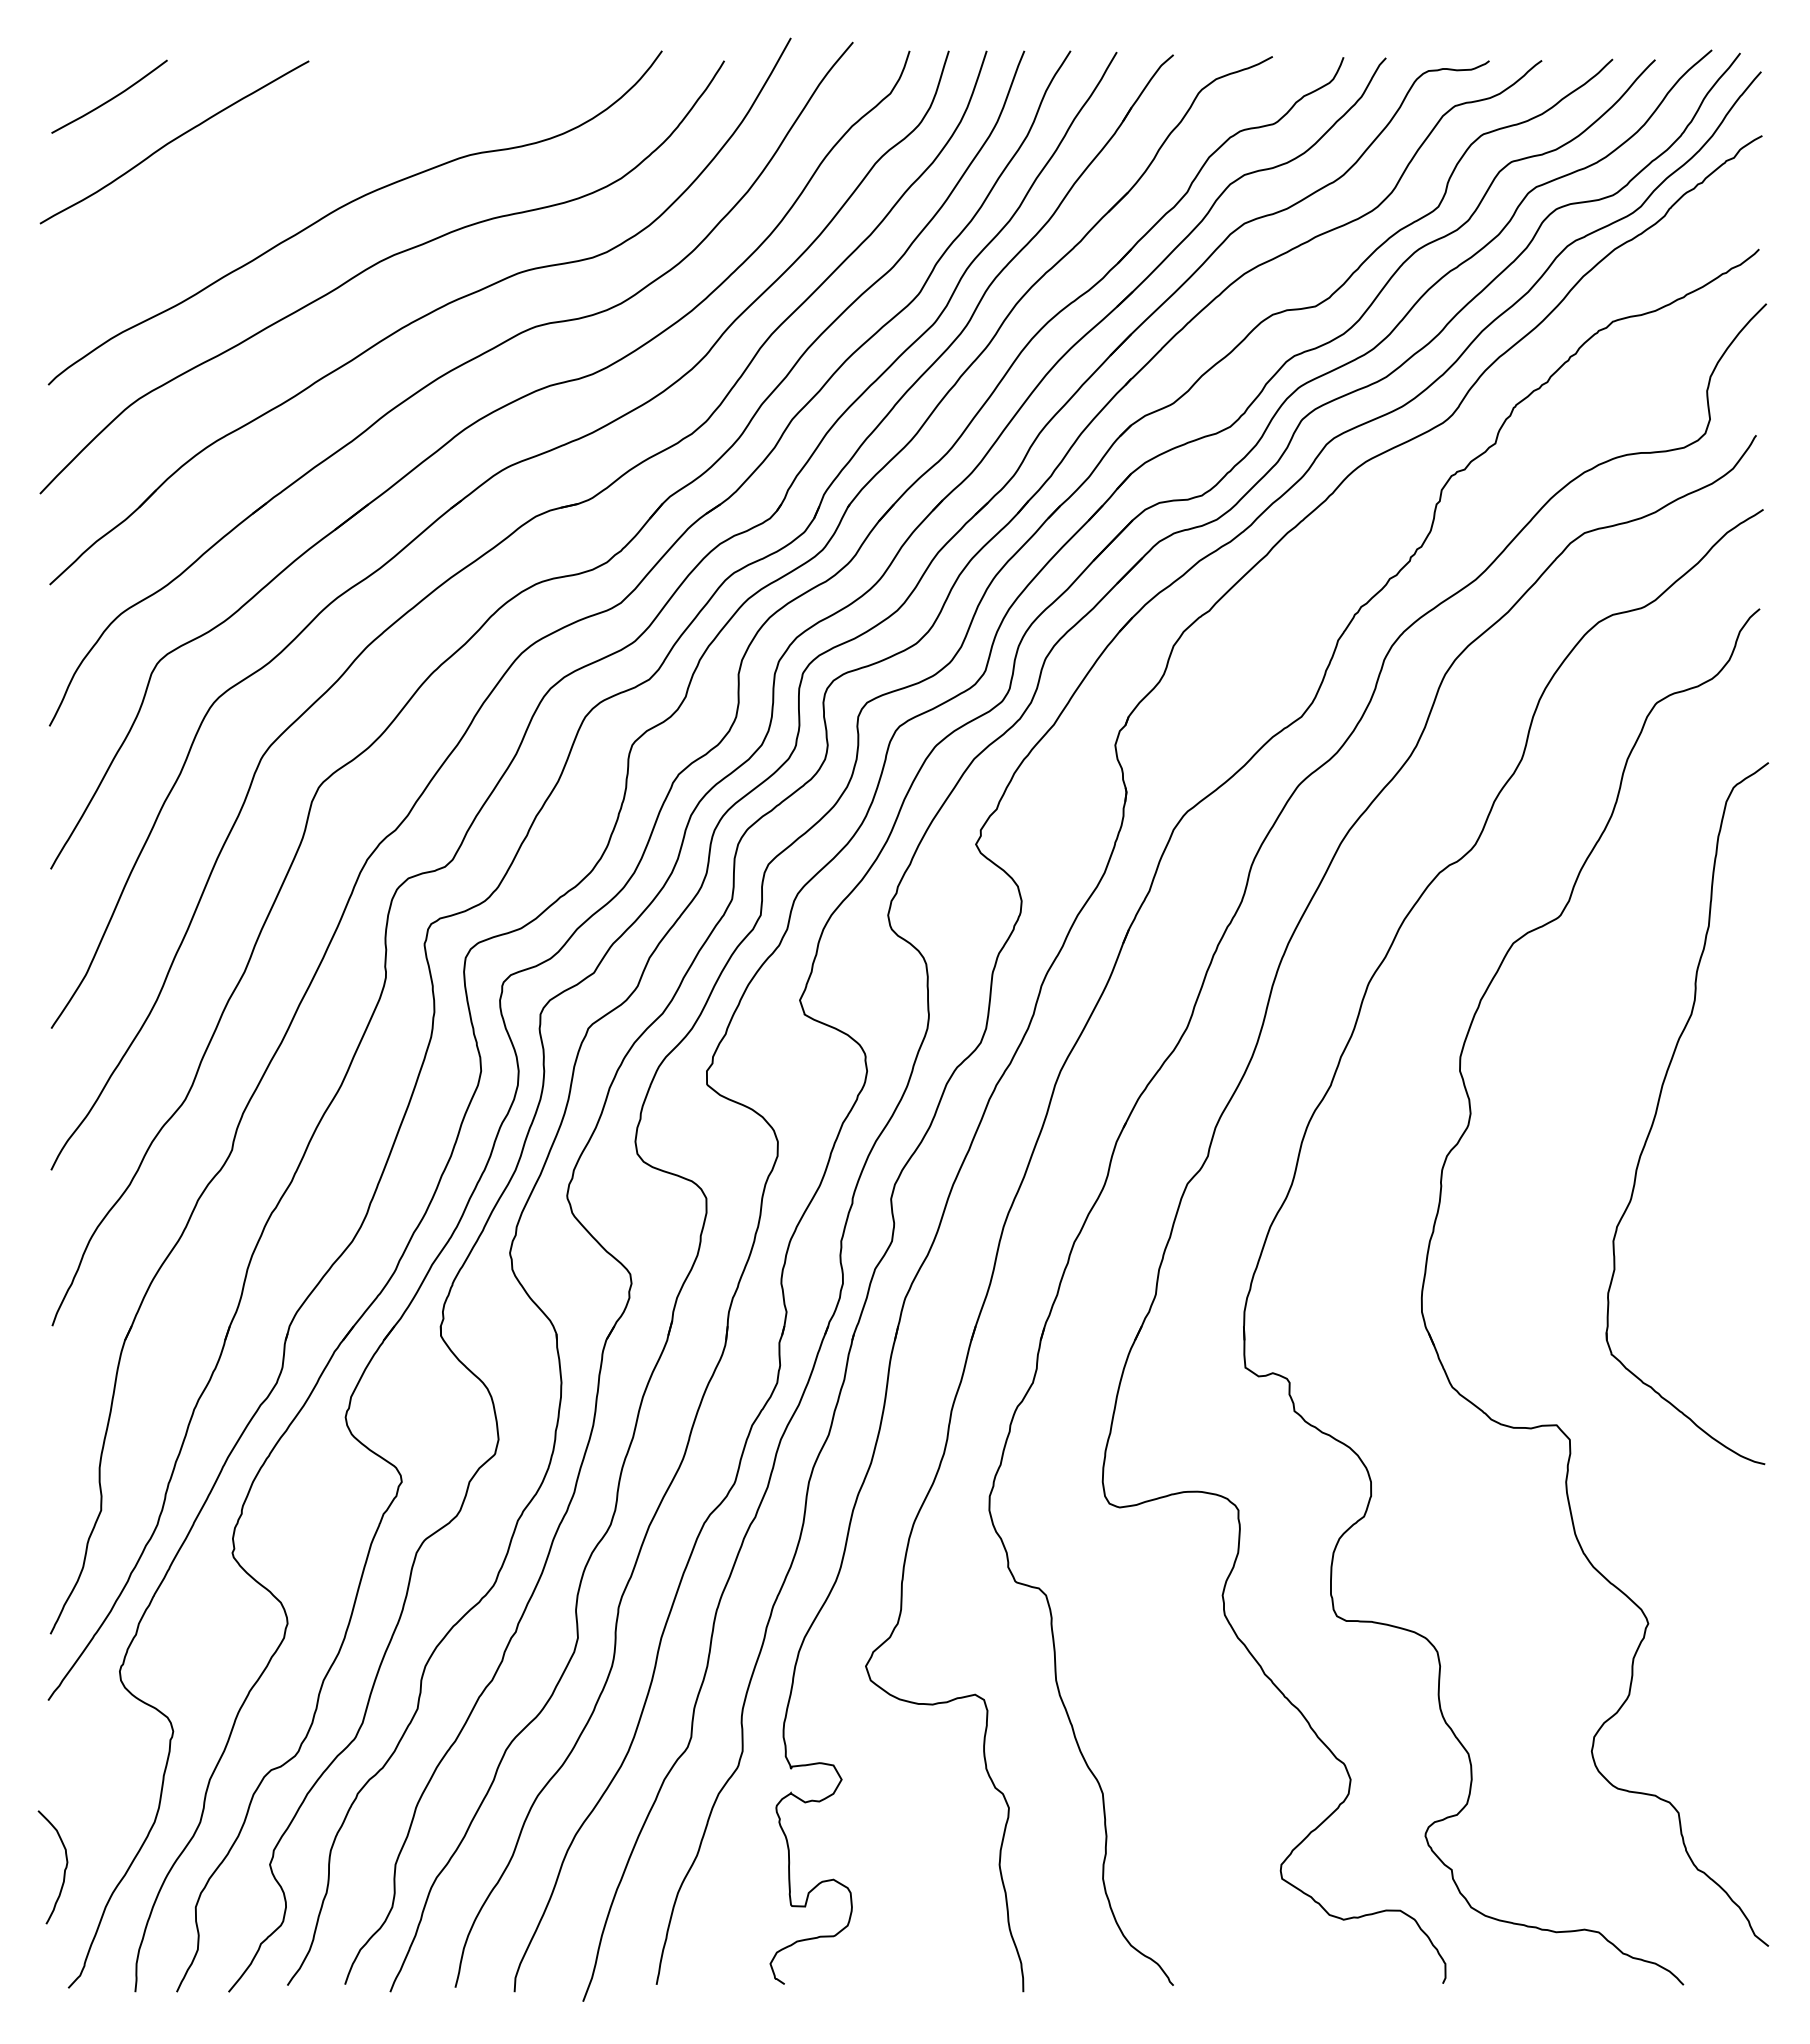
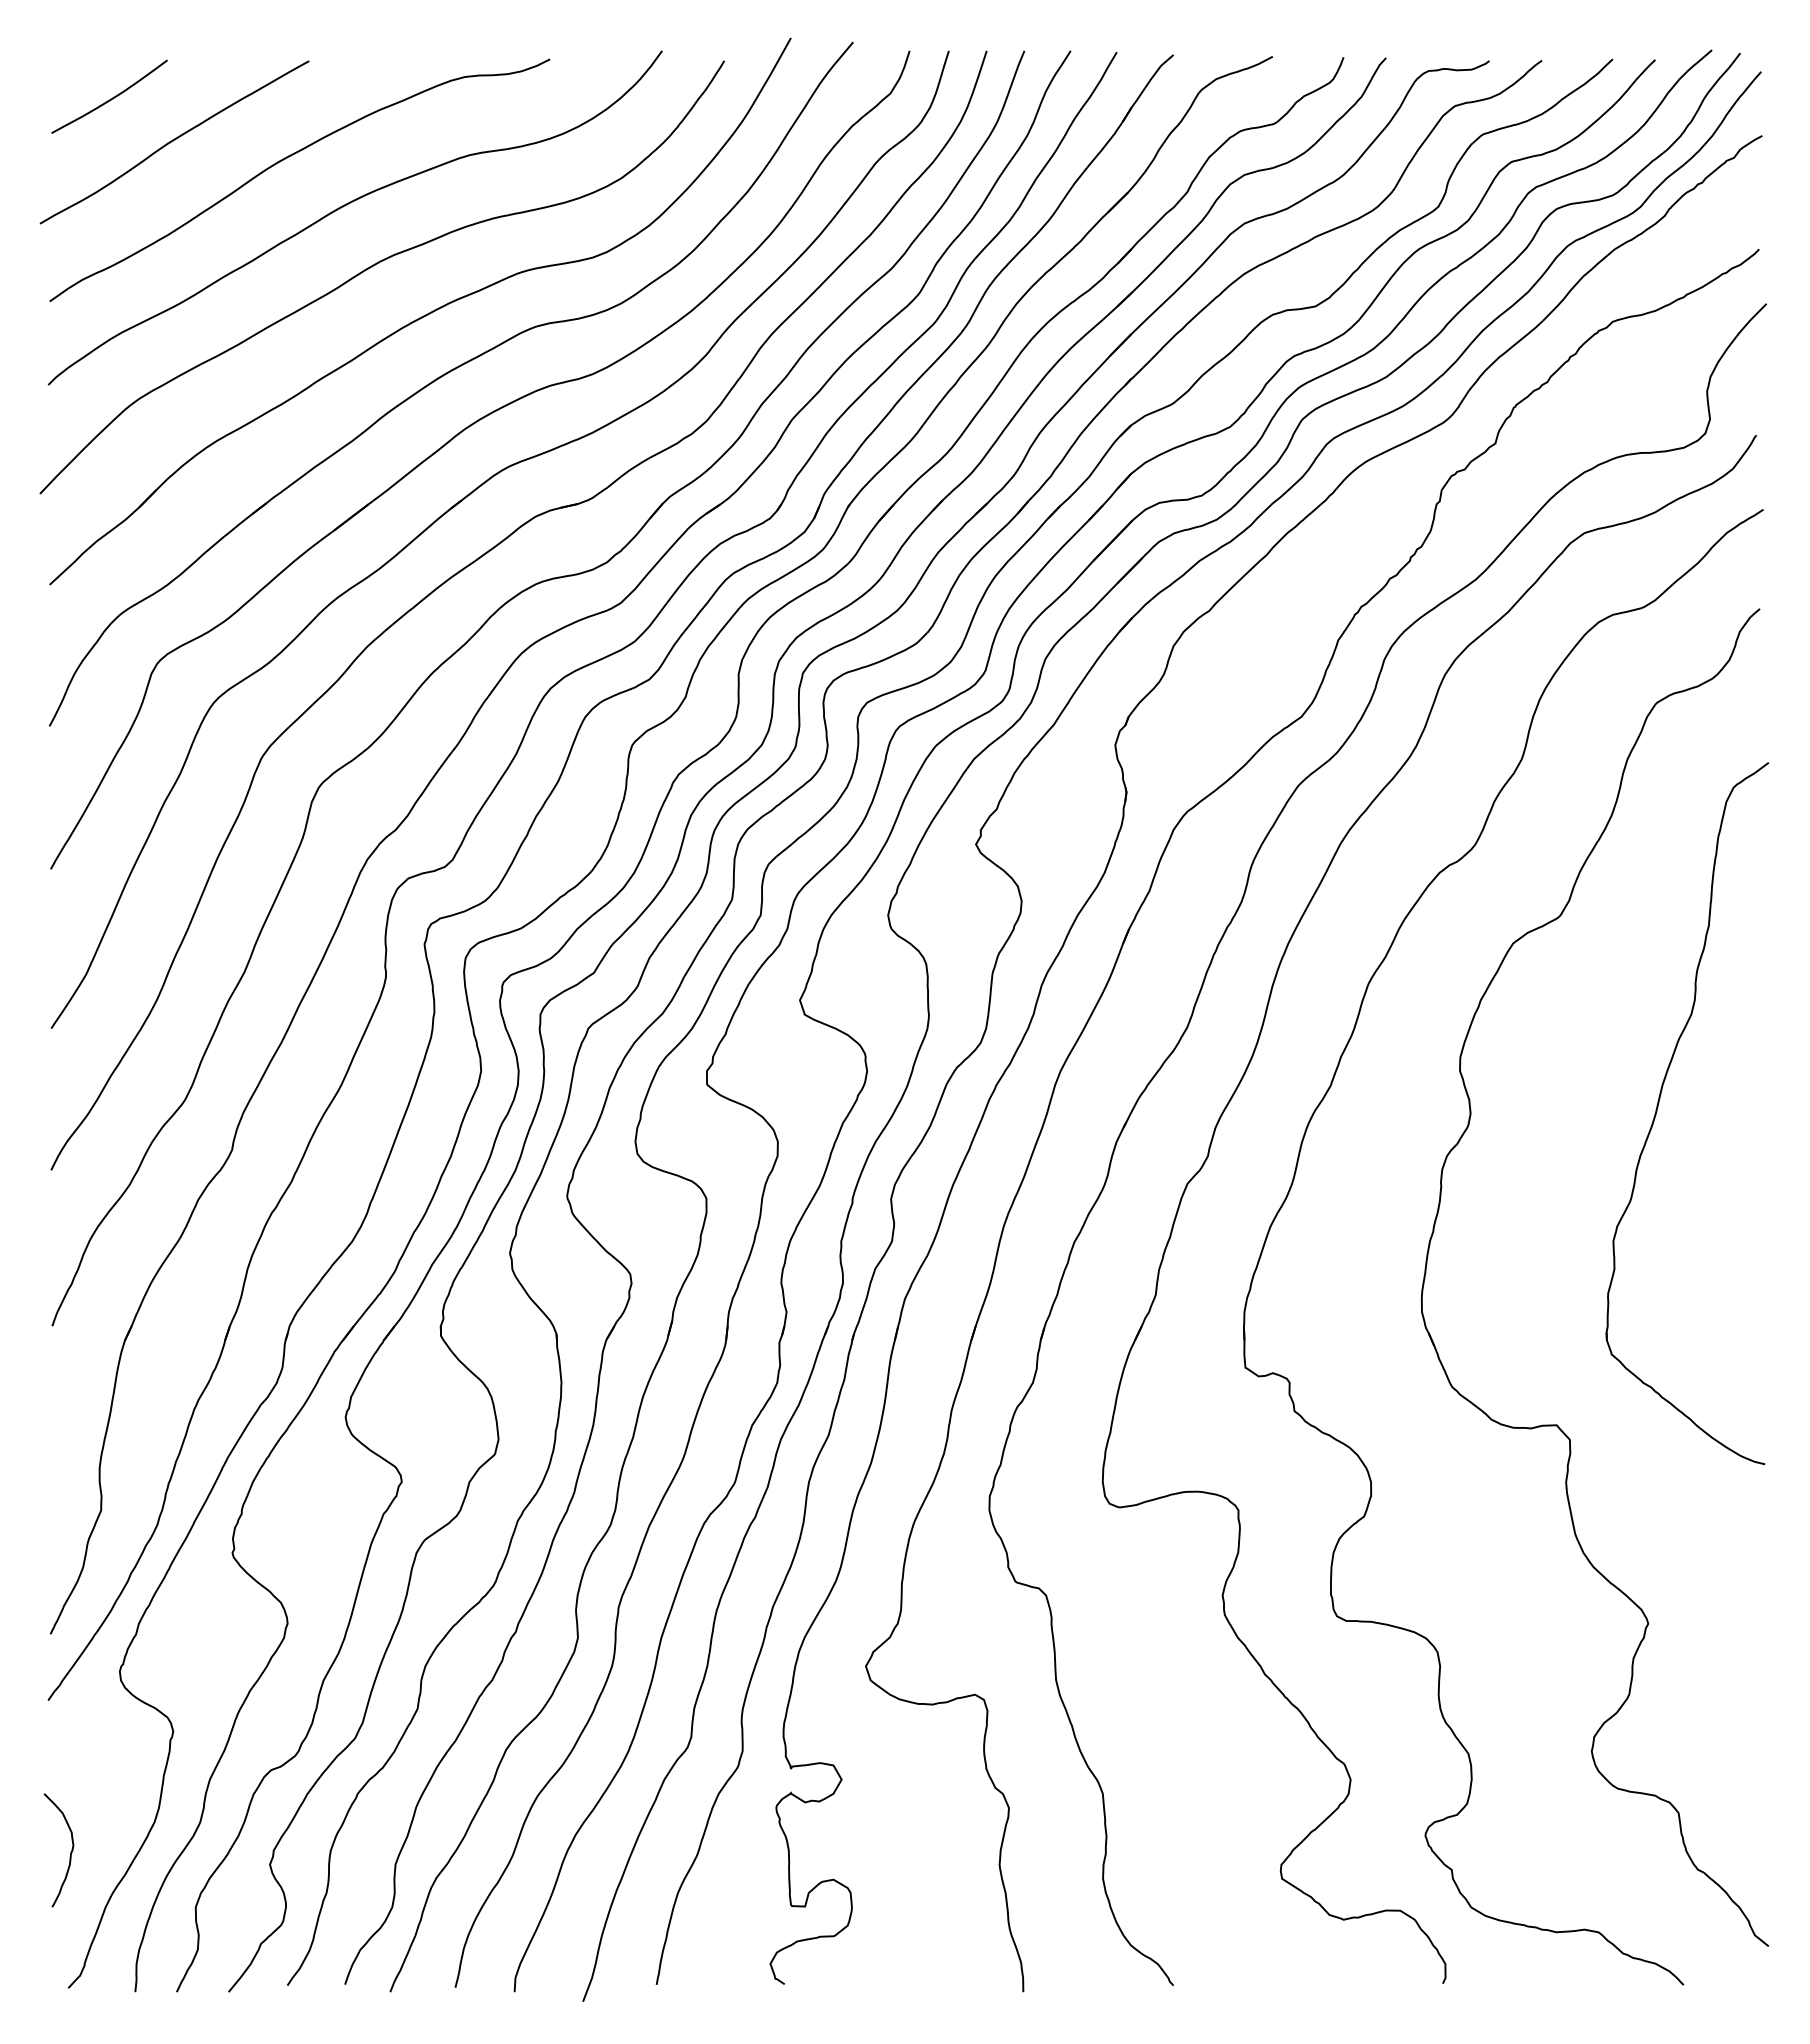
curve: none -> present (289, 157)
curve position: (64, 1868) -> (70, 1851) (70, 1851)
